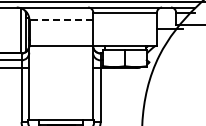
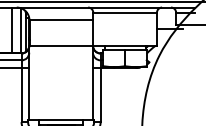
line: dashed -> solid (61, 20)
line: none -> present (11, 30)
